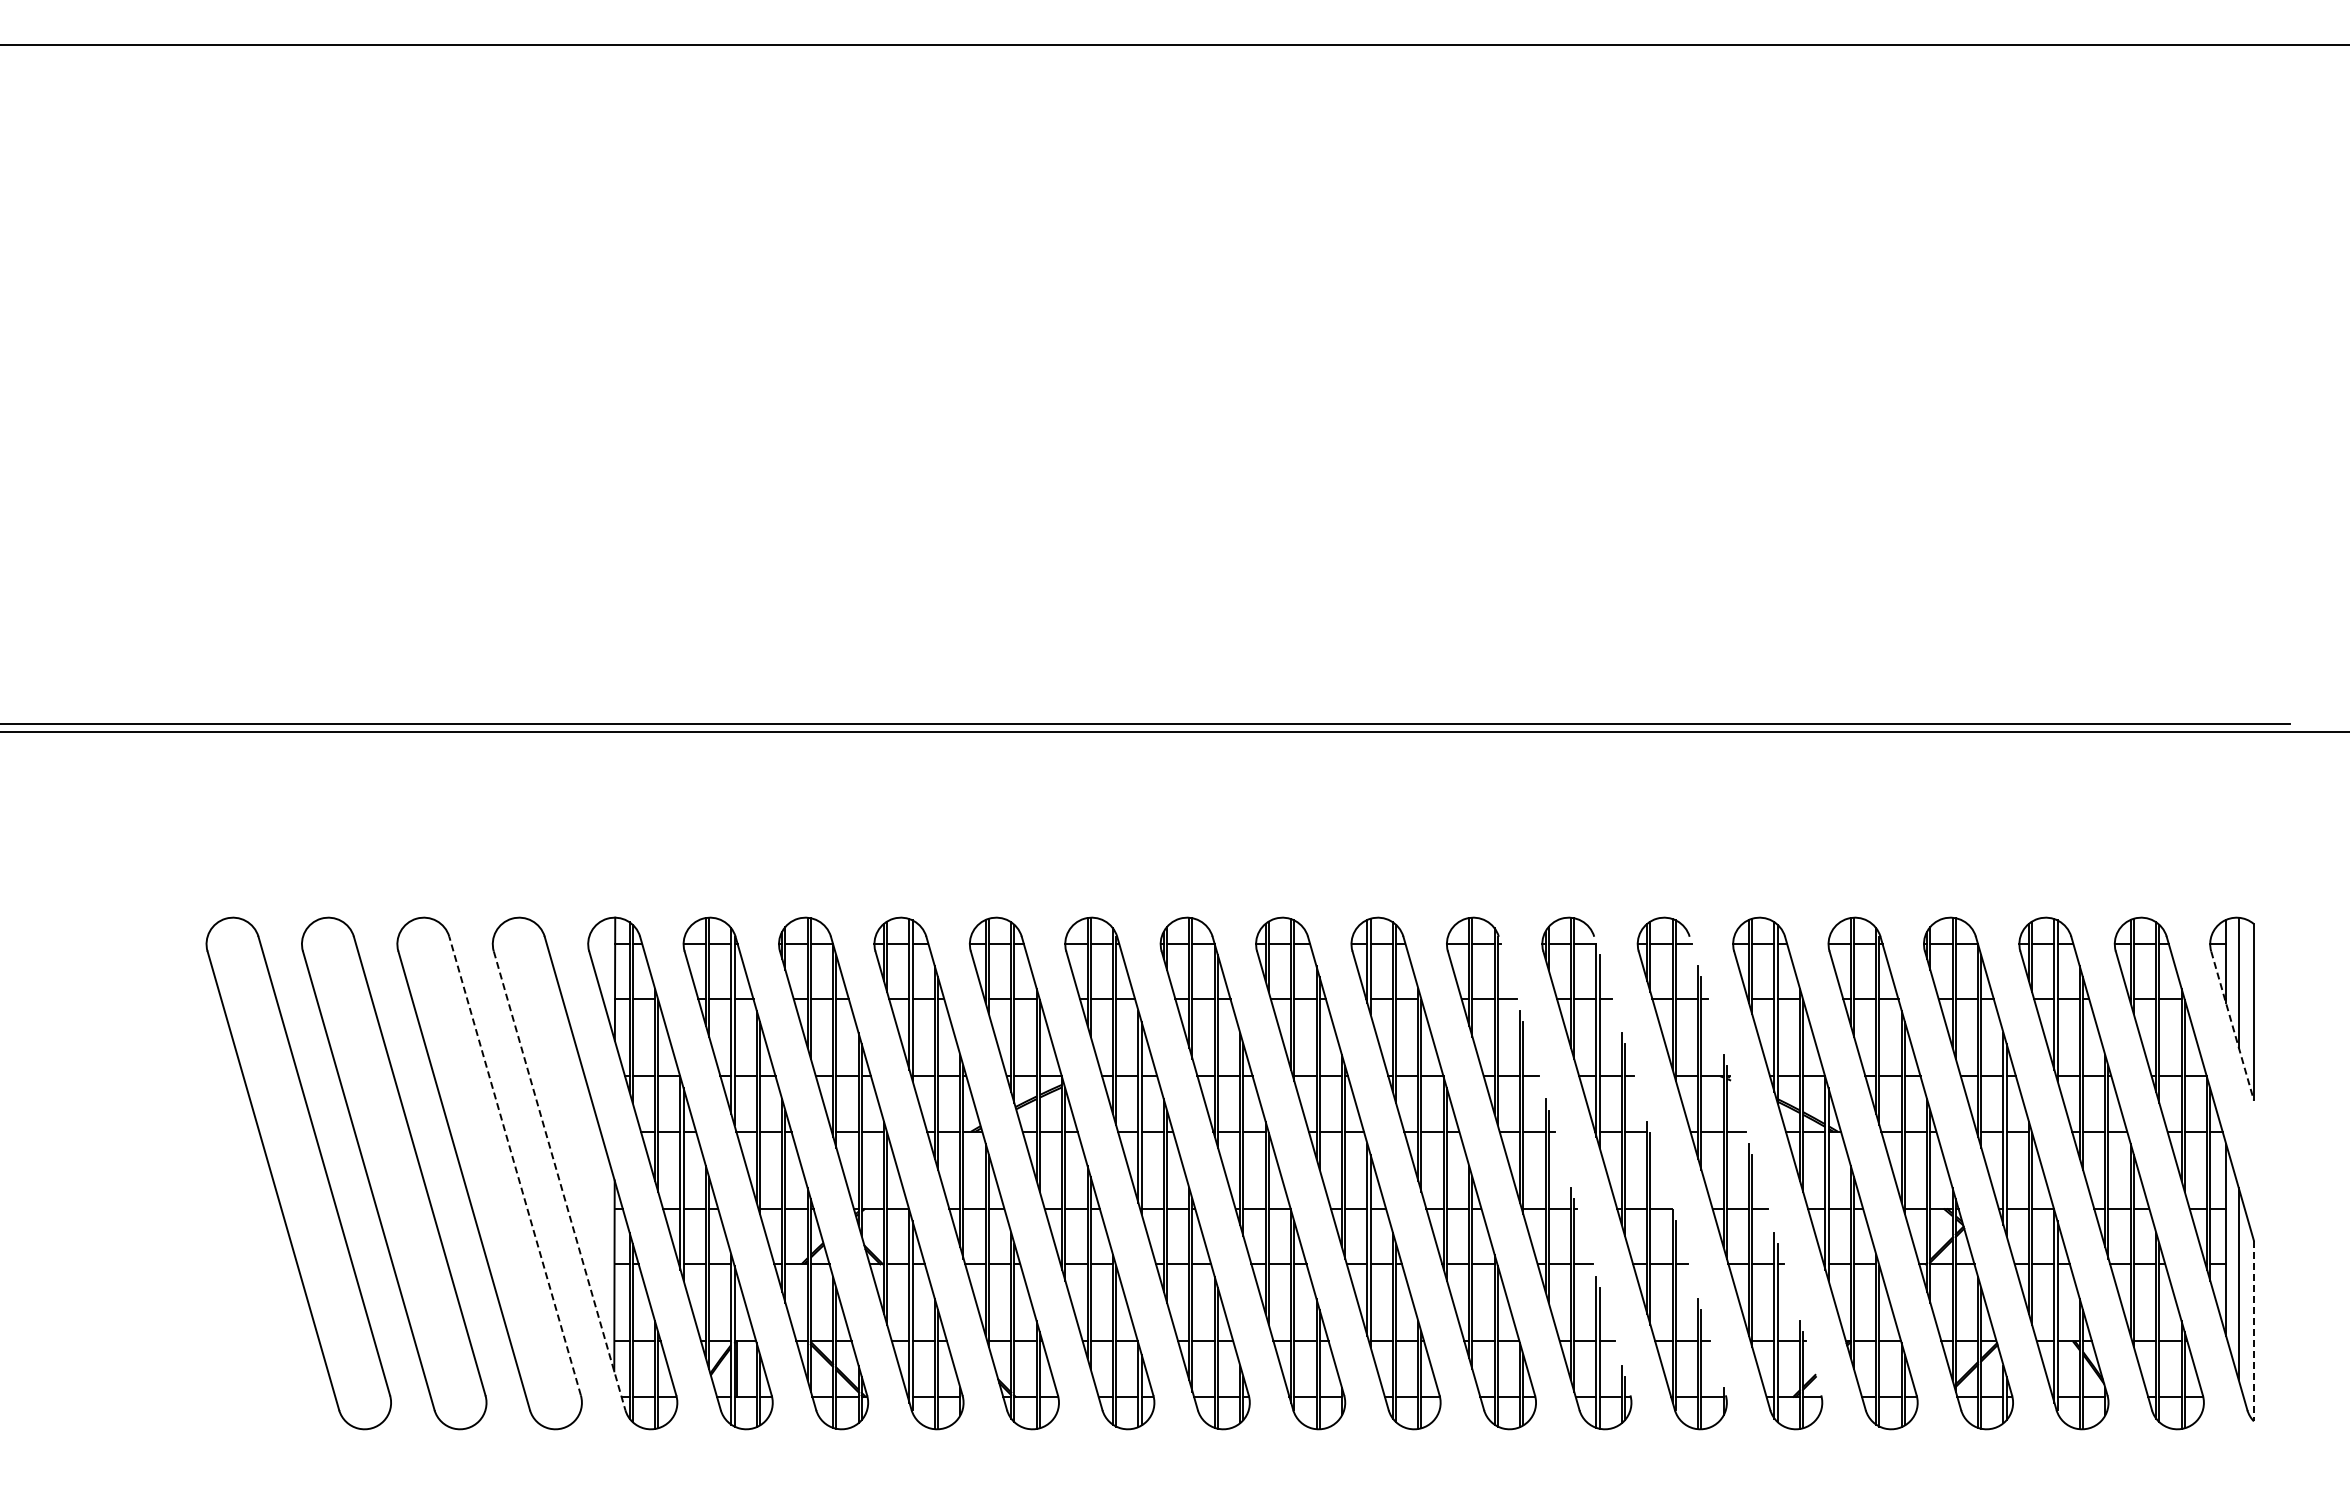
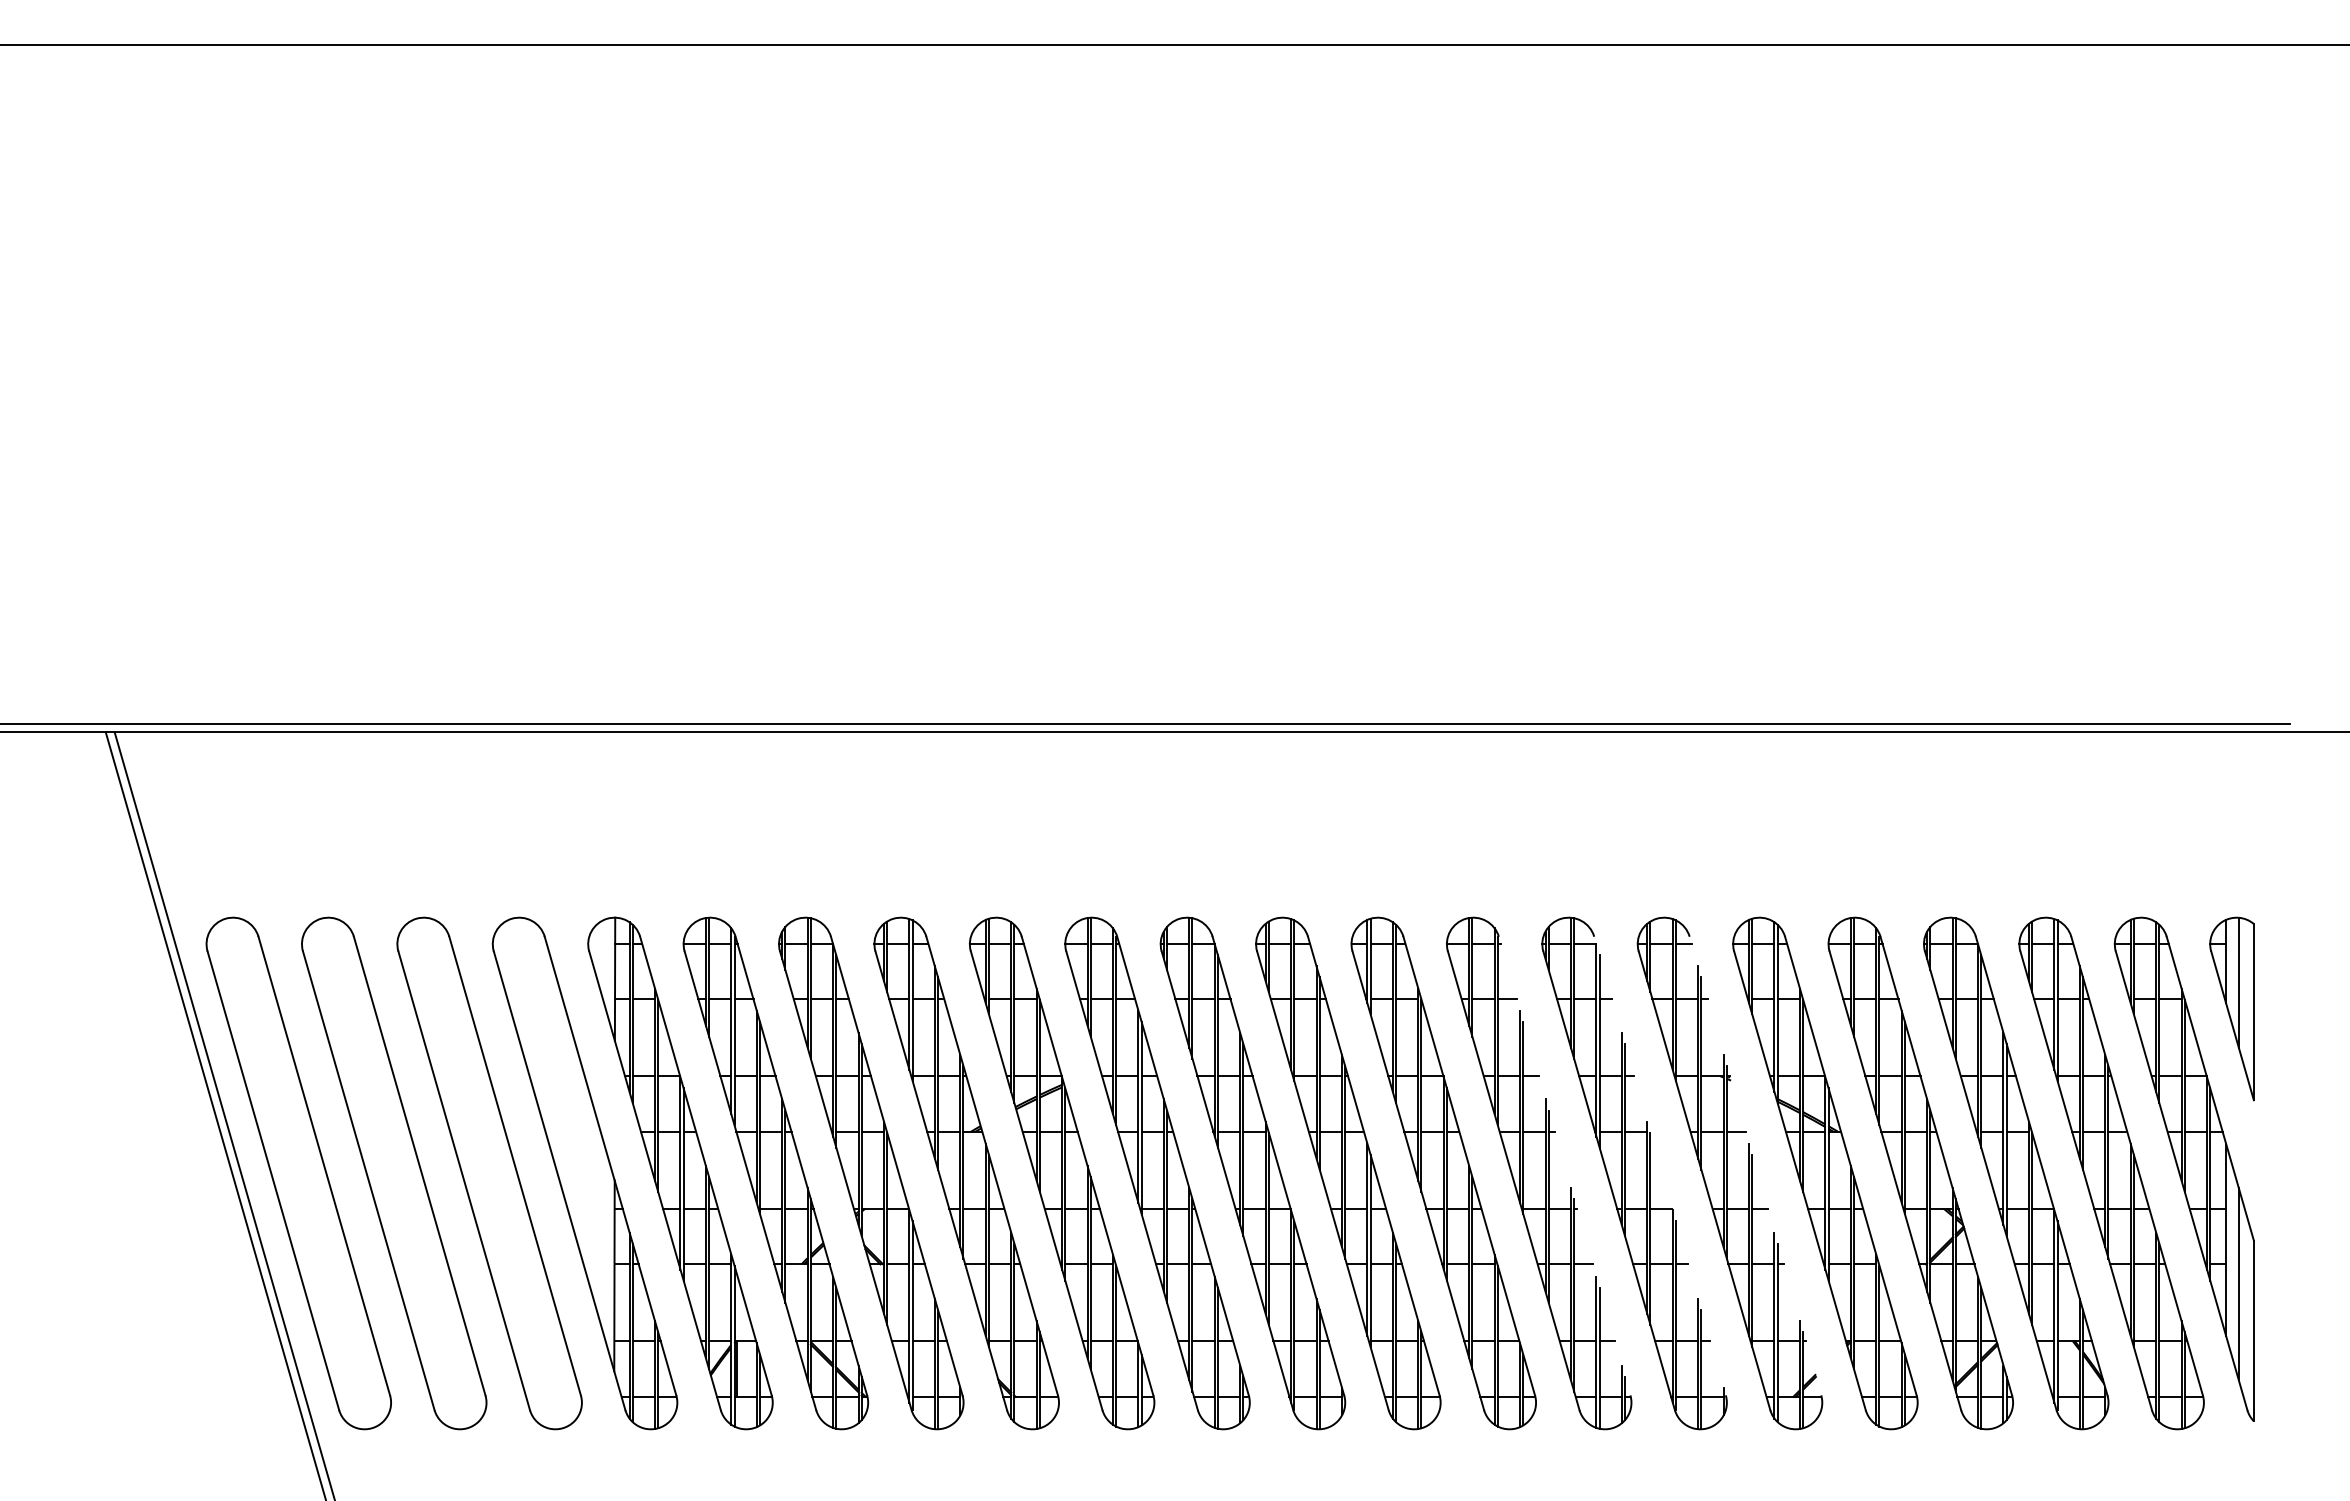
line: dashed -> solid (2232, 1026)
line: none -> present (215, 1114)
line: none -> present (224, 1114)
line: dashed -> solid (515, 1166)
line: dashed -> solid (559, 1180)
line: dashed -> solid (2253, 1331)
